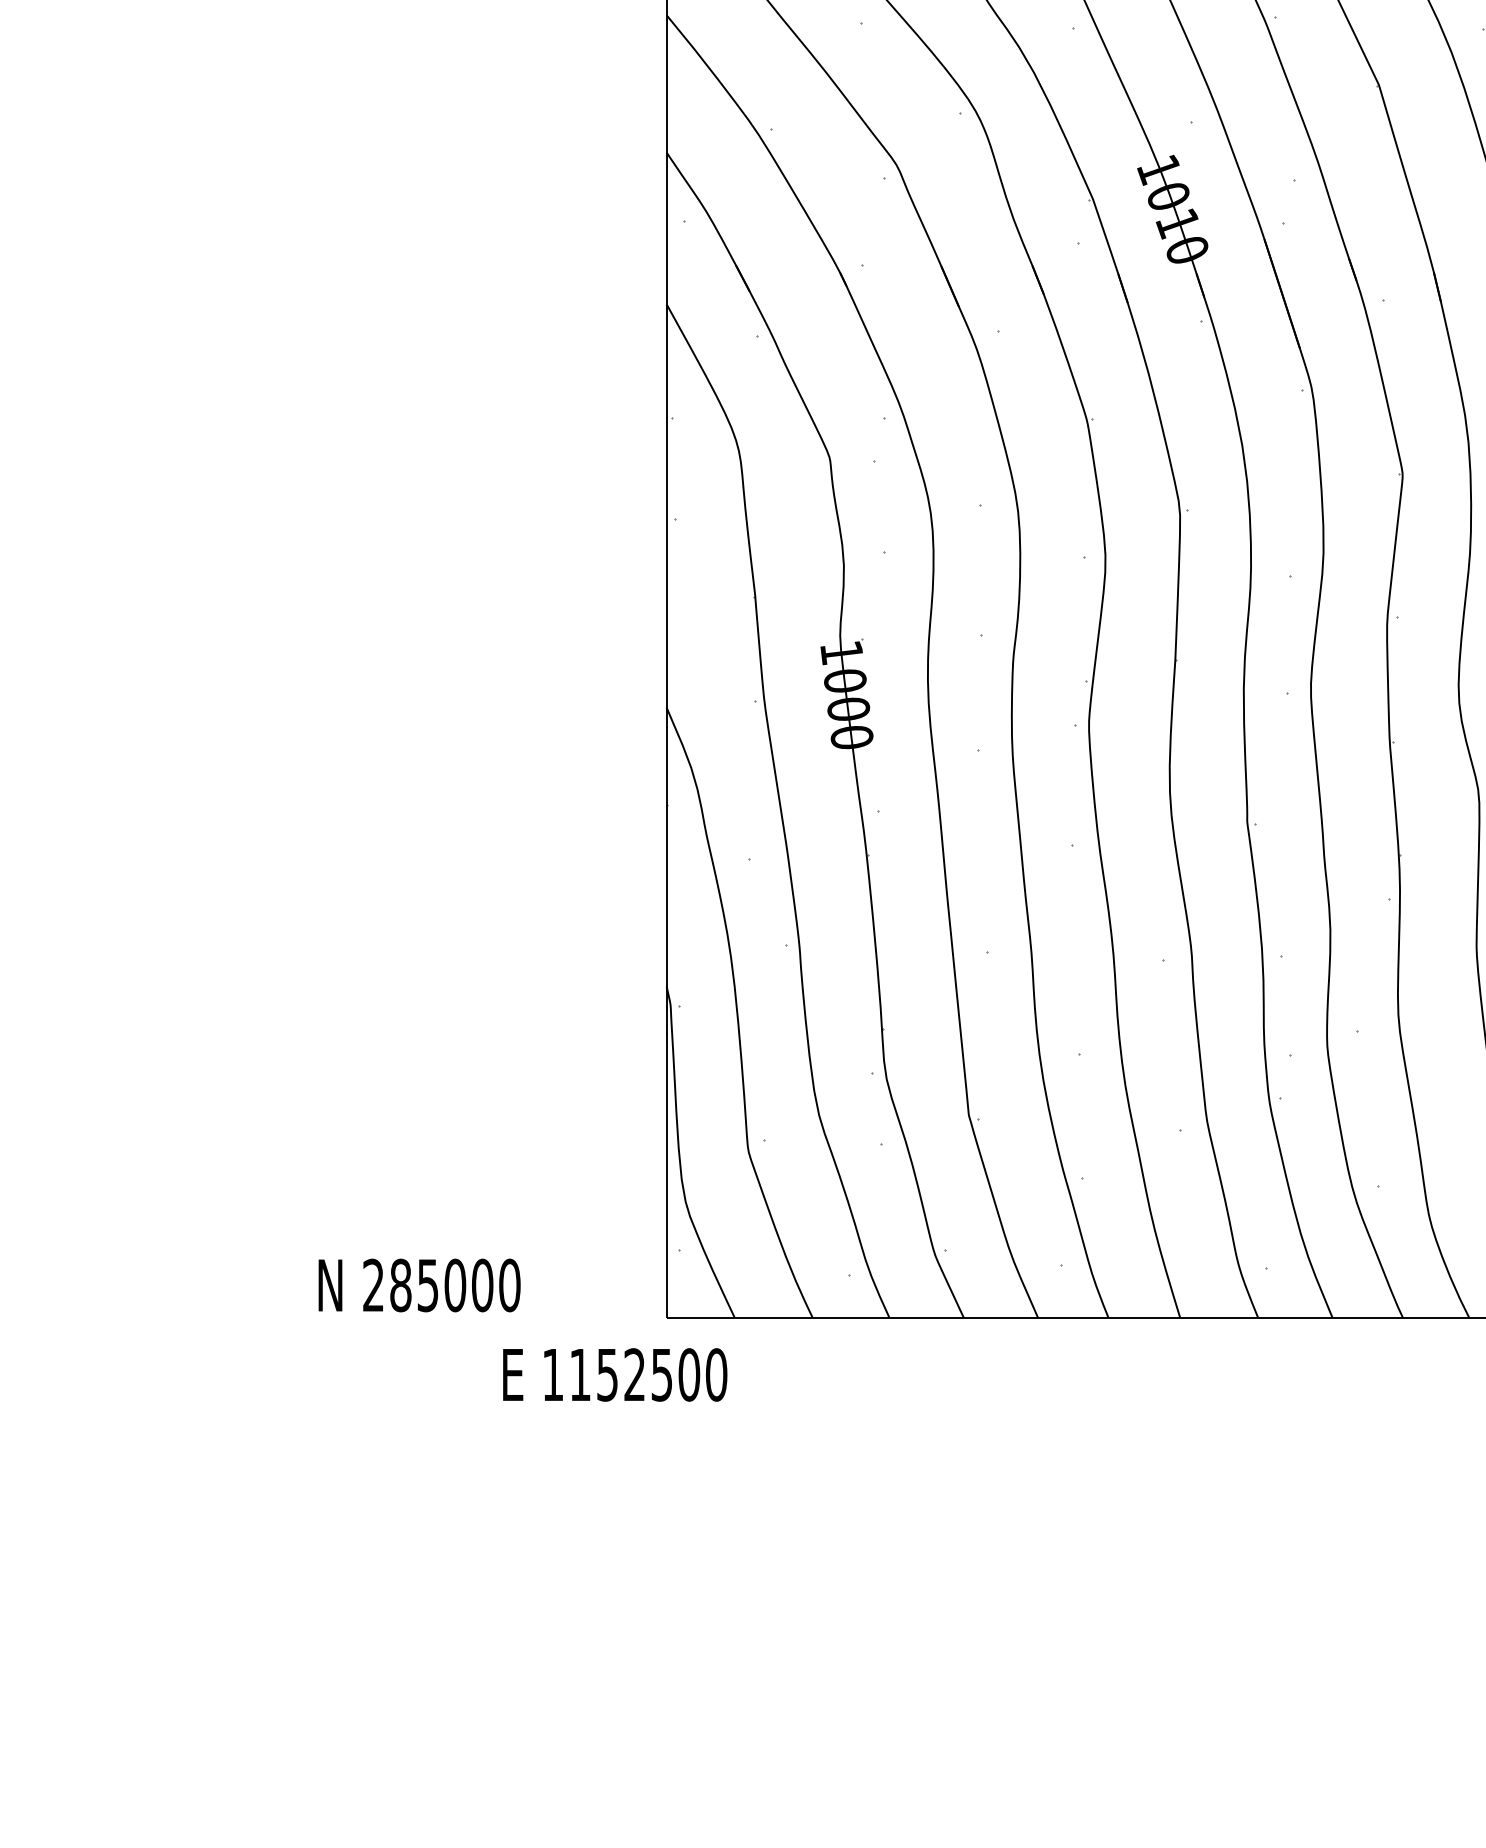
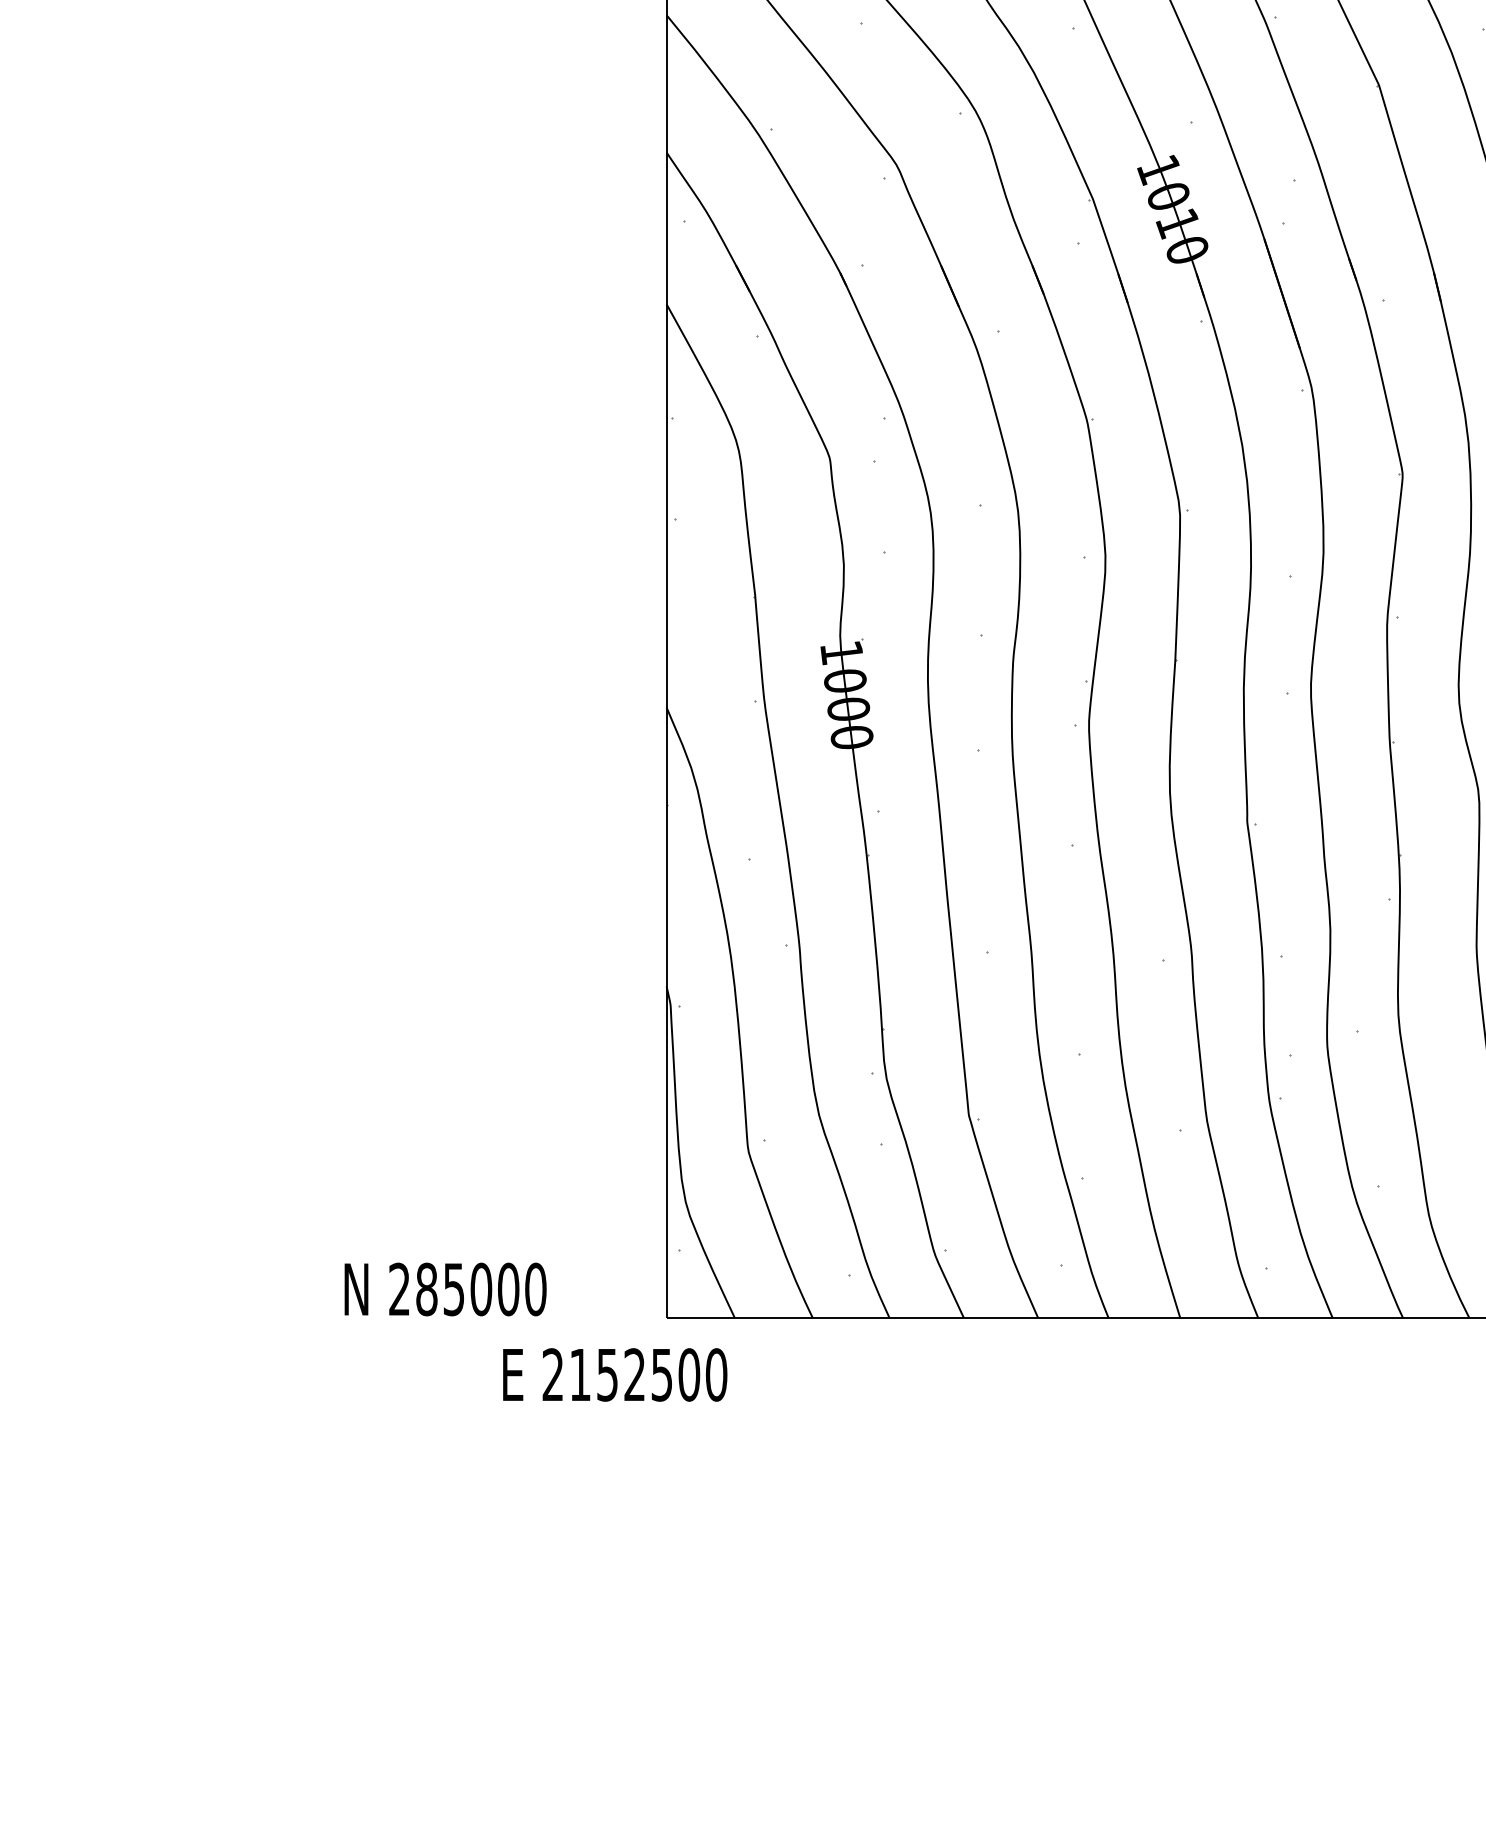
text position: (419, 1285) -> (445, 1289) (445, 1289)
text: 1152500 -> 2152500 (552, 1374)
